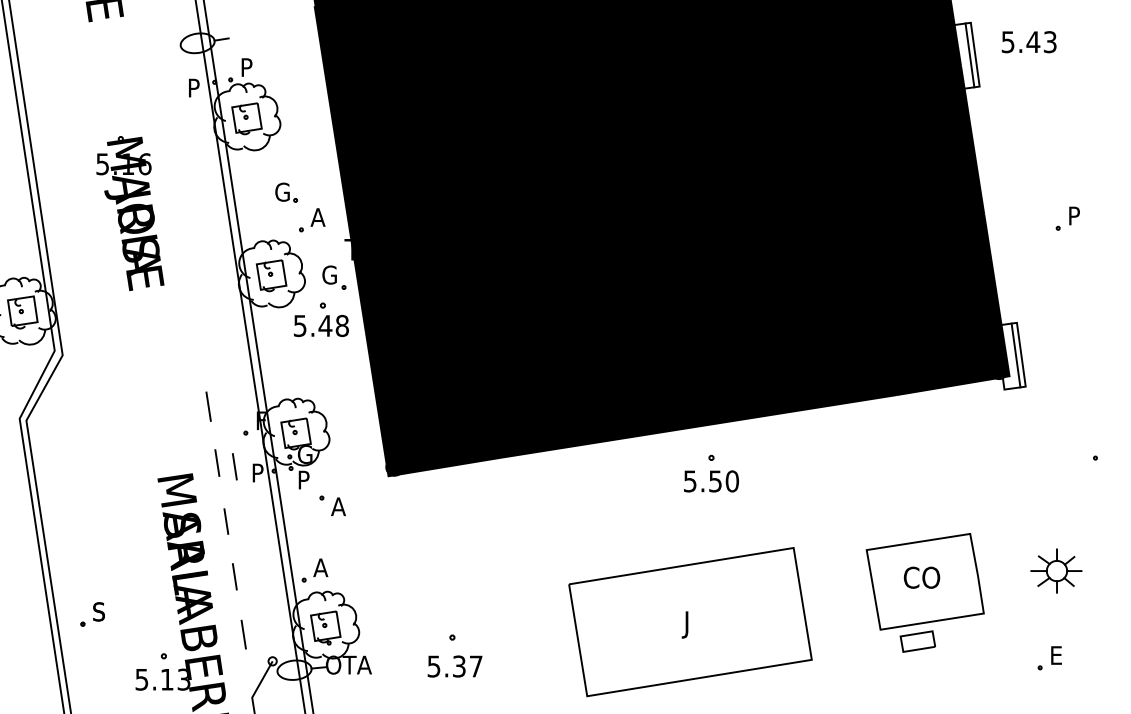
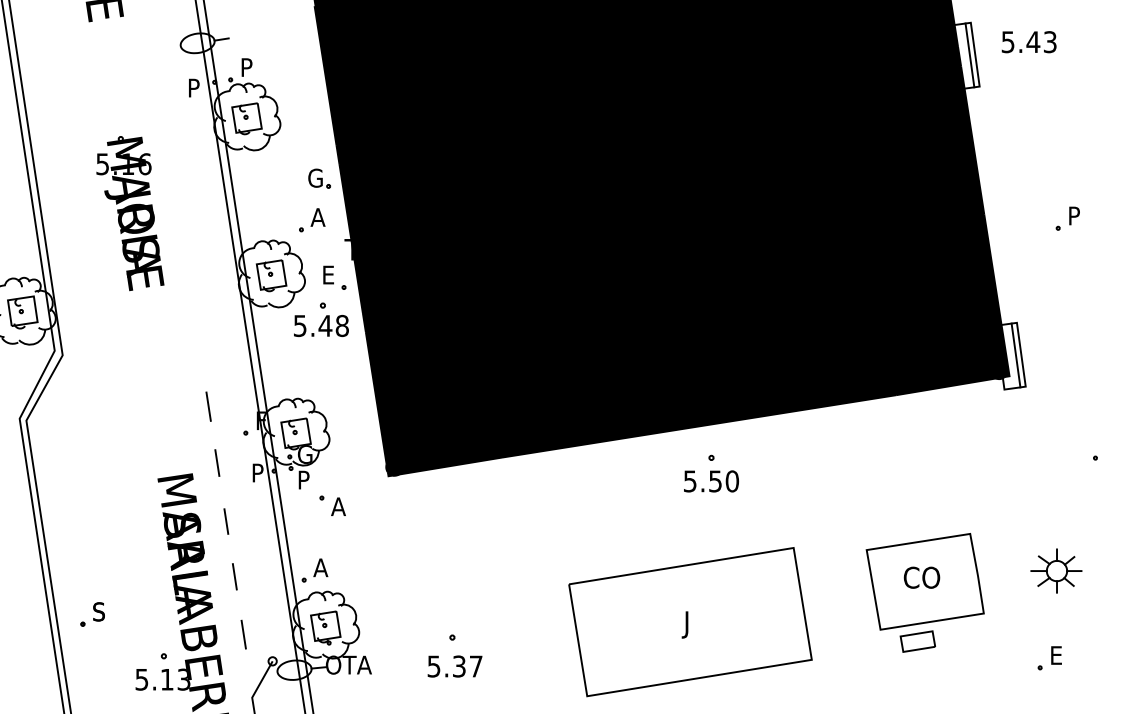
part position: (286, 192) -> (319, 178) (319, 178)
text: G -> E (329, 274)
line: present -> none (234, 466)
